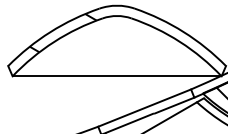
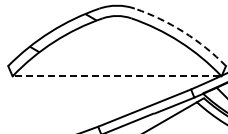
arc: solid -> dashed (183, 32)
line: solid -> dashed (116, 76)
